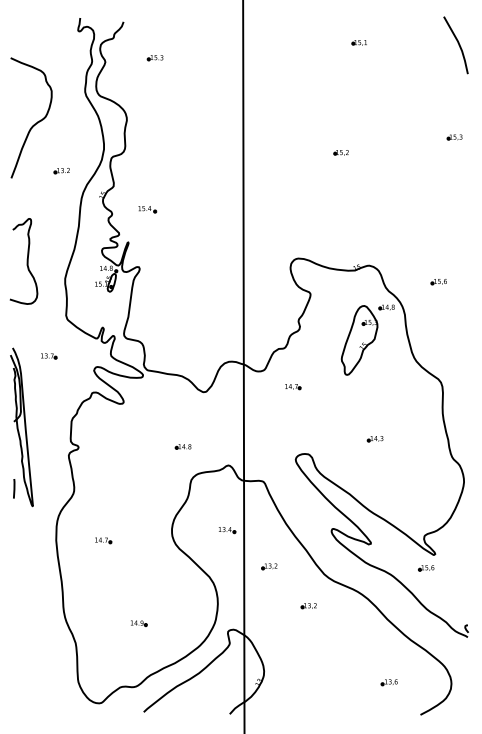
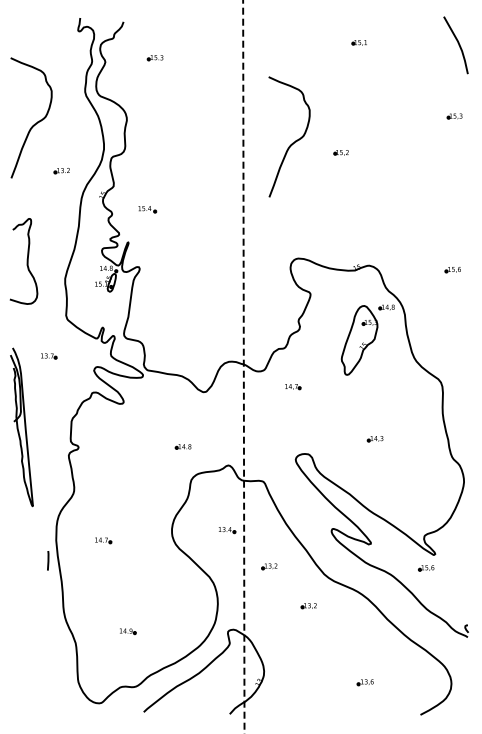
part position: (454, 137) -> (454, 116) (454, 116)
curve: none -> present (292, 142)
part position: (438, 282) -> (452, 270) (452, 270)
line: solid -> dashed (243, 366)
line position: (14, 488) -> (48, 560) (48, 560)
part position: (139, 623) -> (128, 631) (128, 631)
part position: (388, 682) -> (364, 682) (364, 682)
